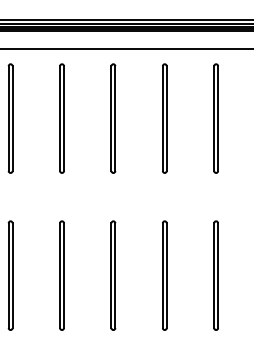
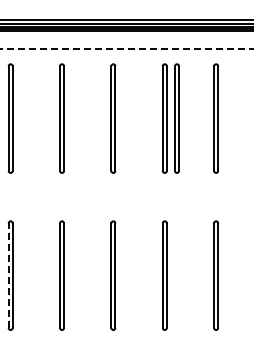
line: solid -> dashed (126, 48)
part: none -> present (176, 118)
line: solid -> dashed (8, 275)
